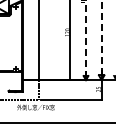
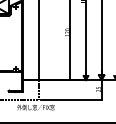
line: dashed -> solid (101, 37)
line: dashed -> solid (86, 38)
